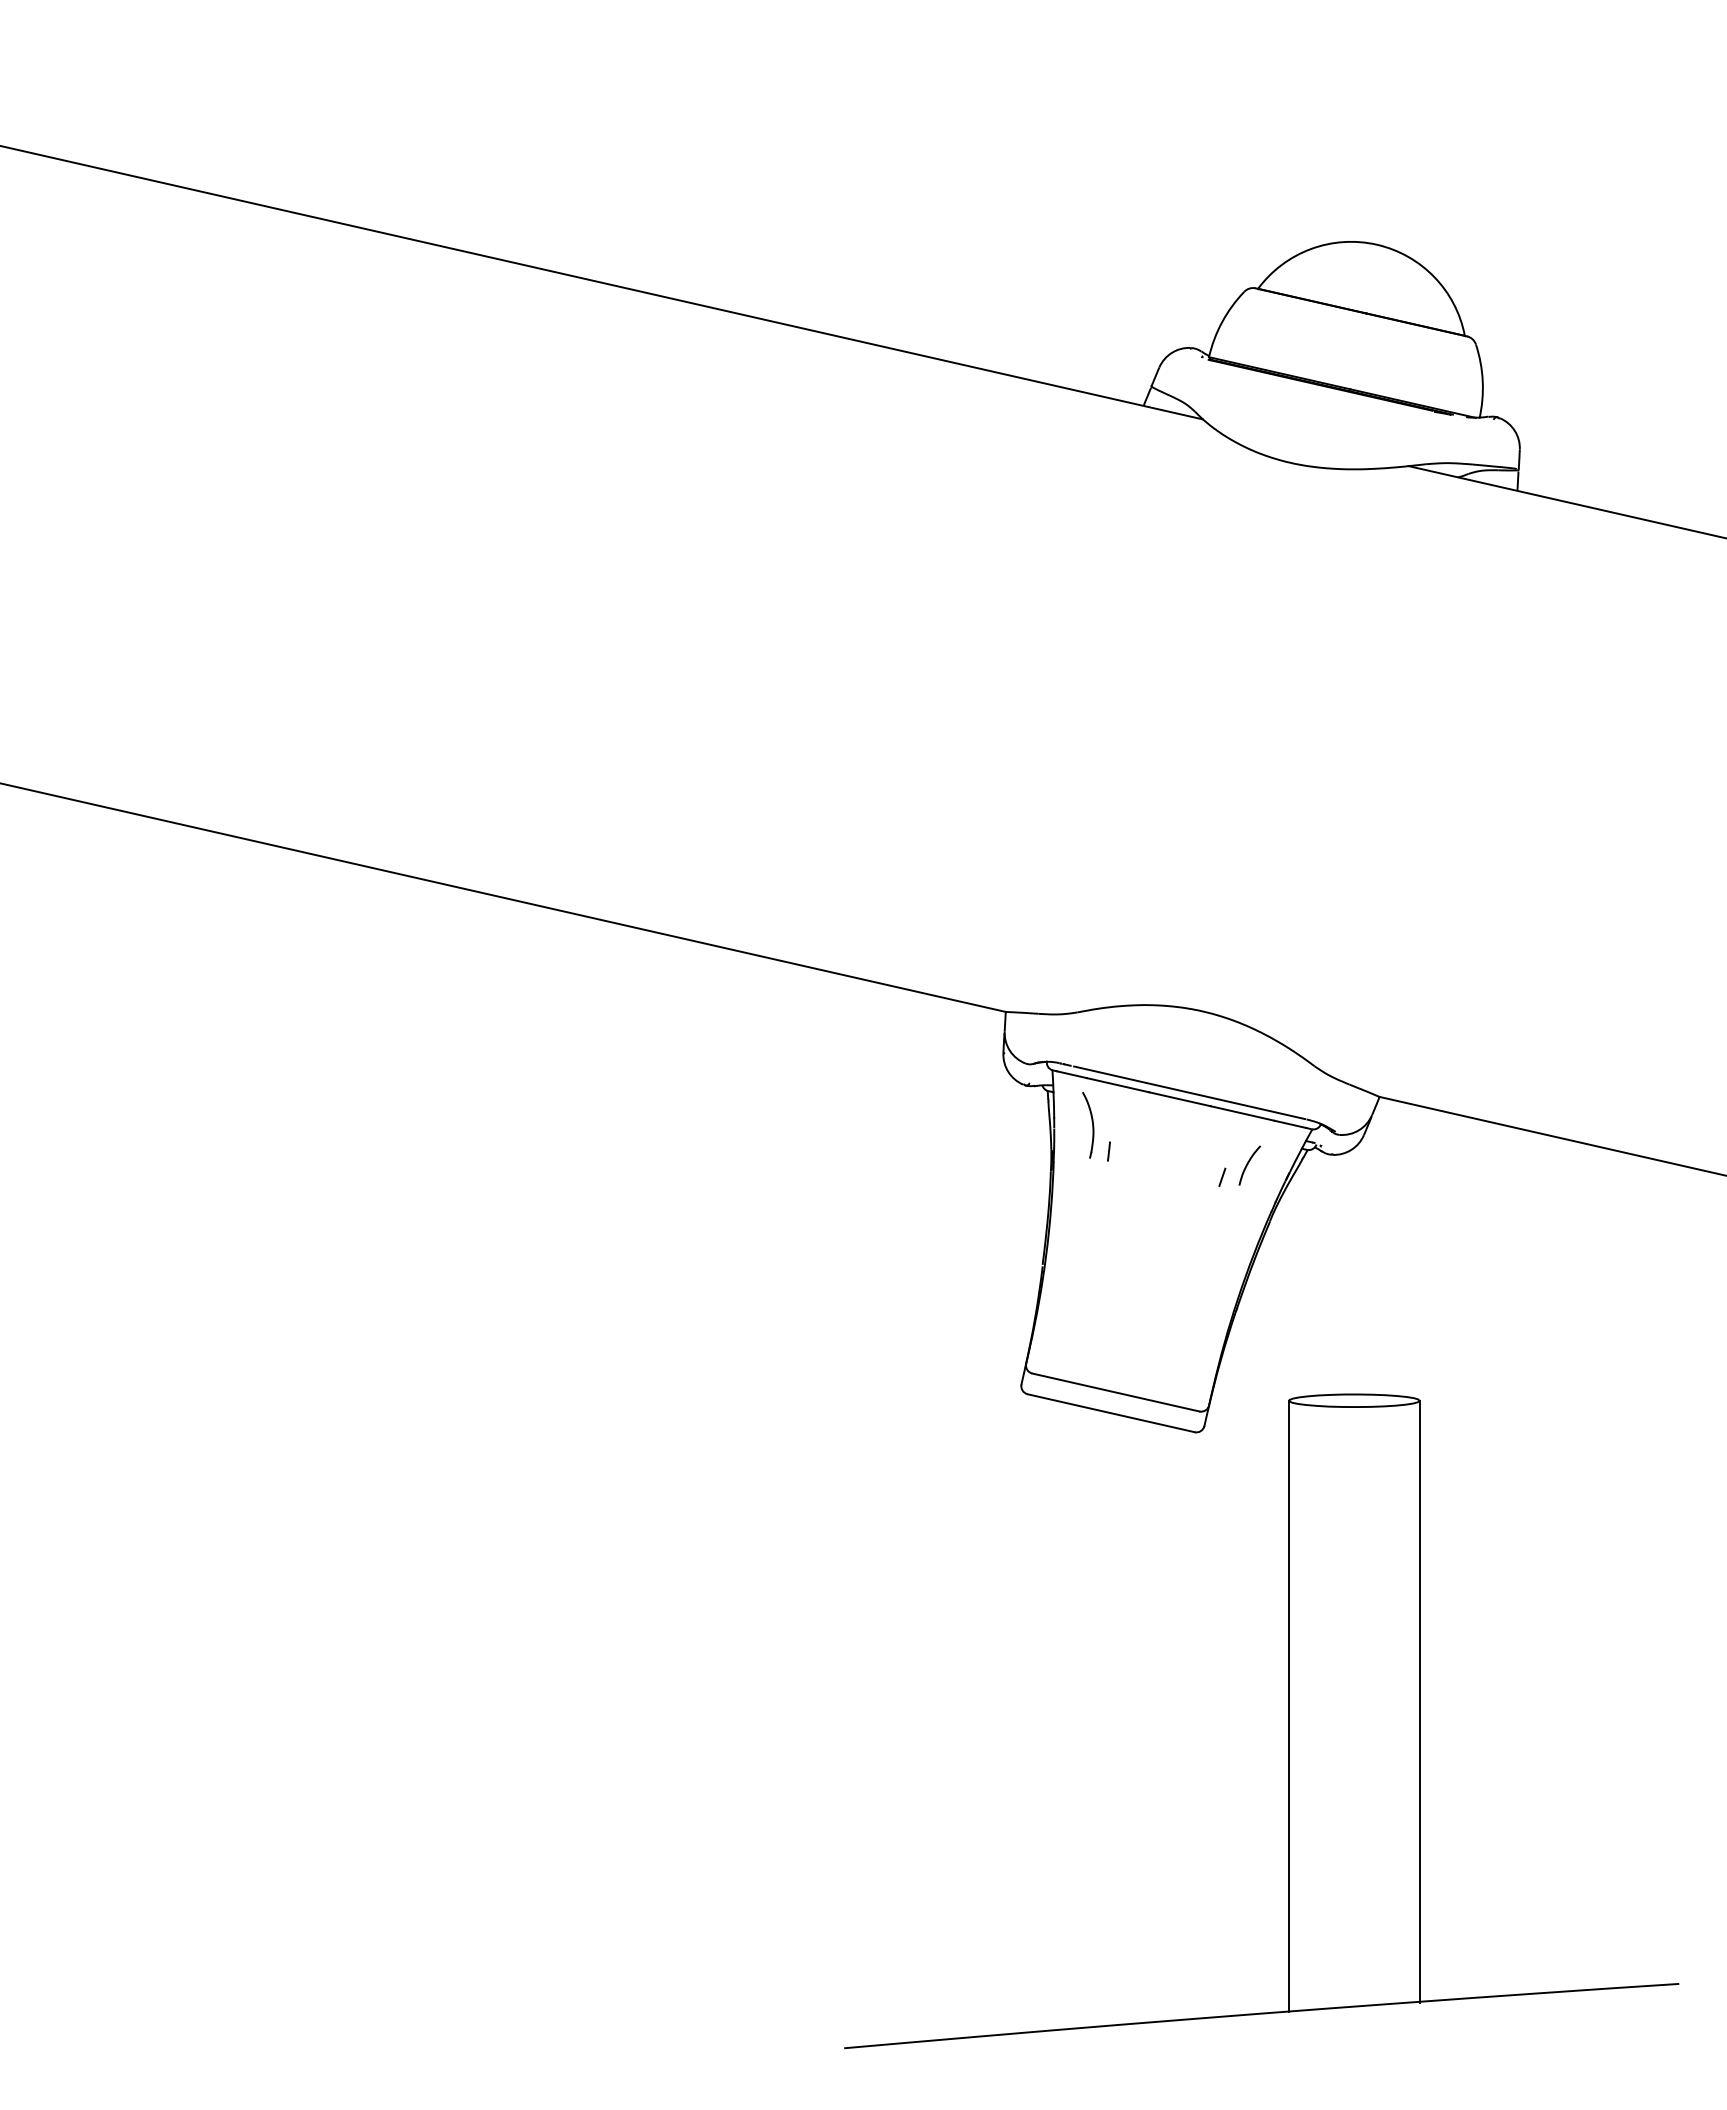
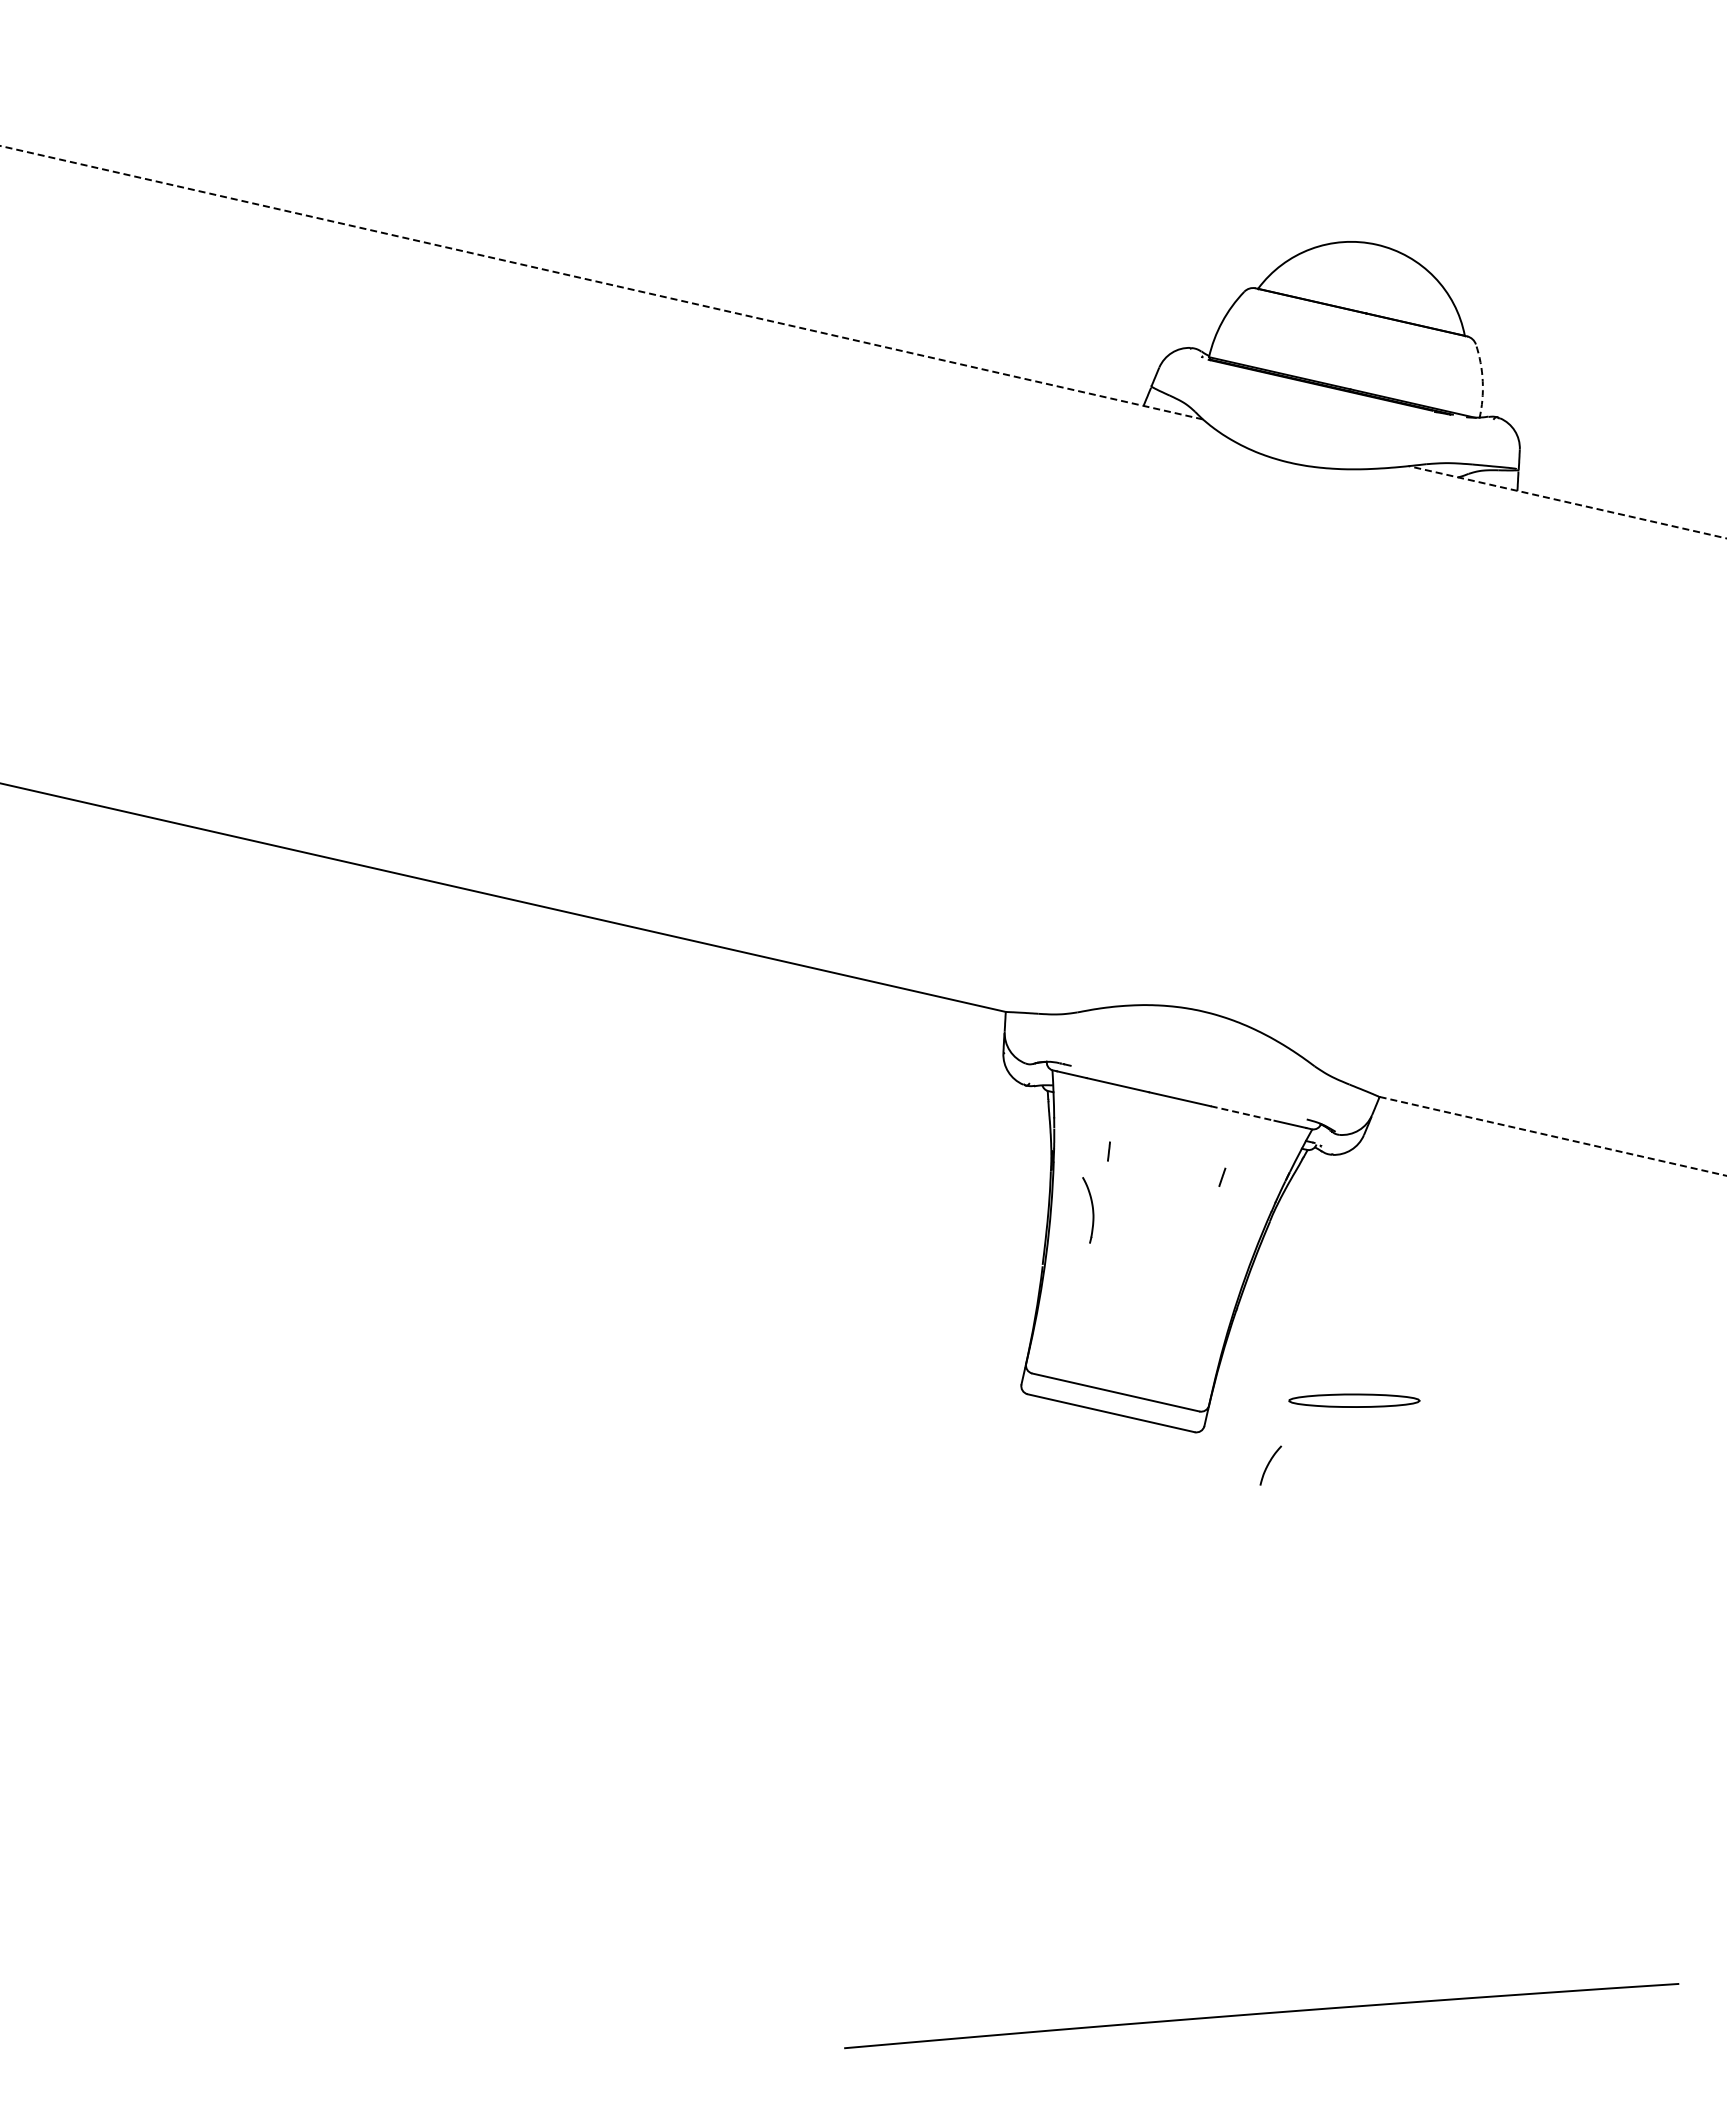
line: solid -> dashed (601, 282)
arc: solid -> dashed (1482, 381)
line: solid -> dashed (1567, 502)
line: present -> none (1189, 1092)
line: solid -> dashed (1242, 1113)
part position: (1088, 1125) -> (1088, 1210) (1088, 1210)
line: solid -> dashed (1553, 1136)
curve position: (1248, 1164) -> (1269, 1464) (1269, 1464)
line: present -> none (1419, 1701)
line: present -> none (1289, 1705)
